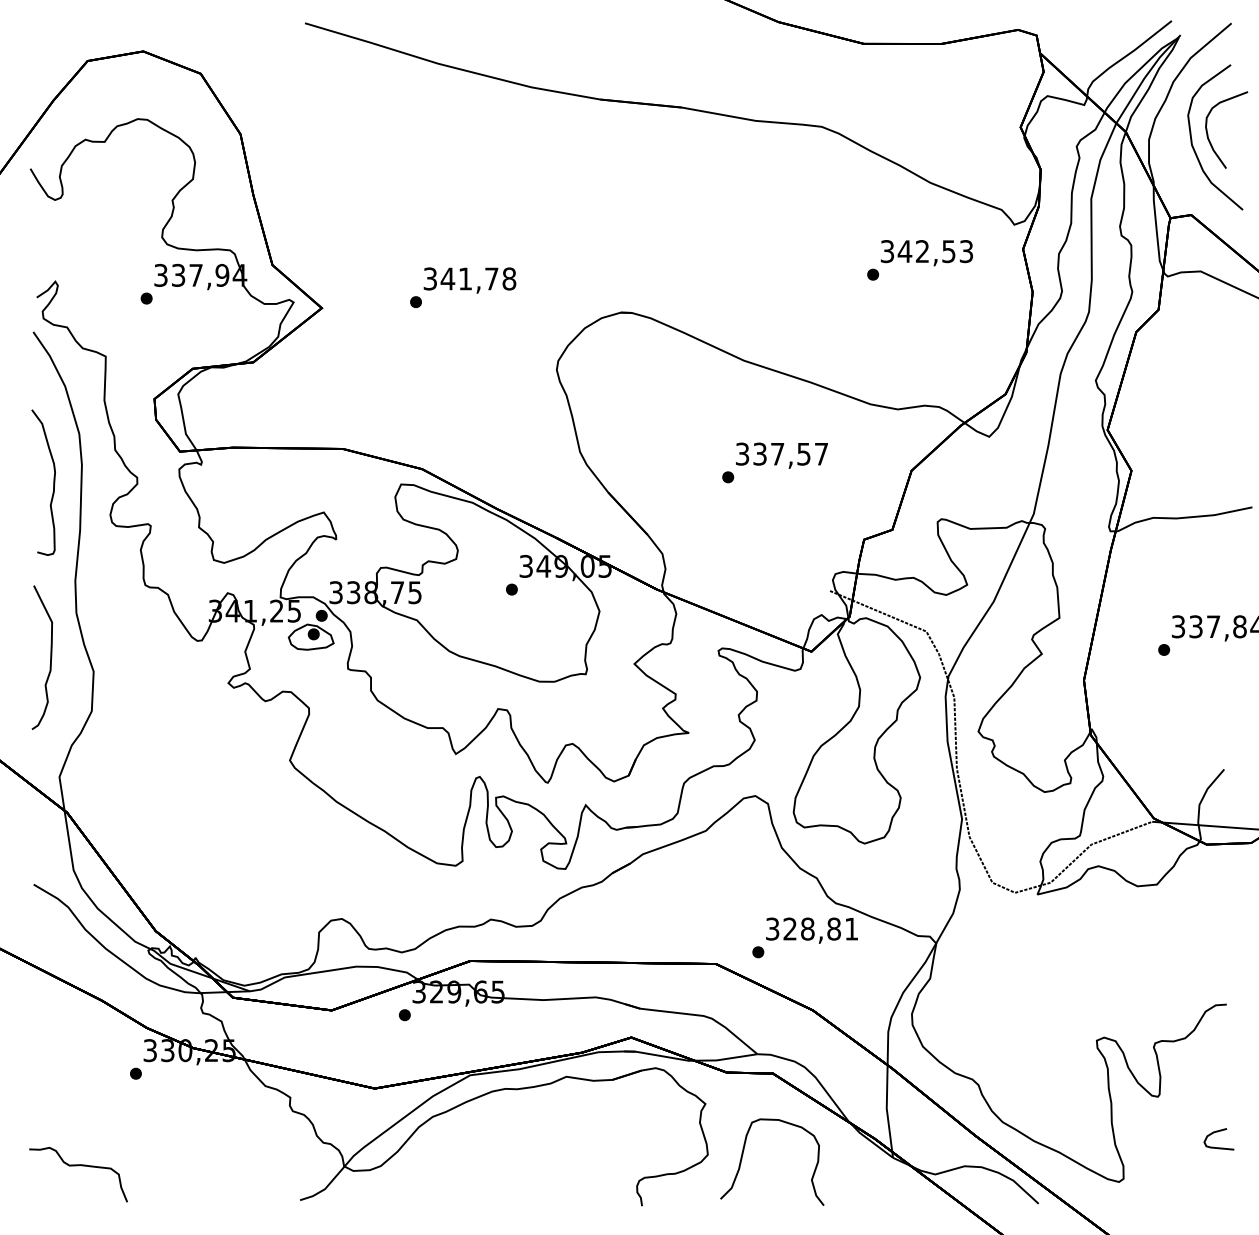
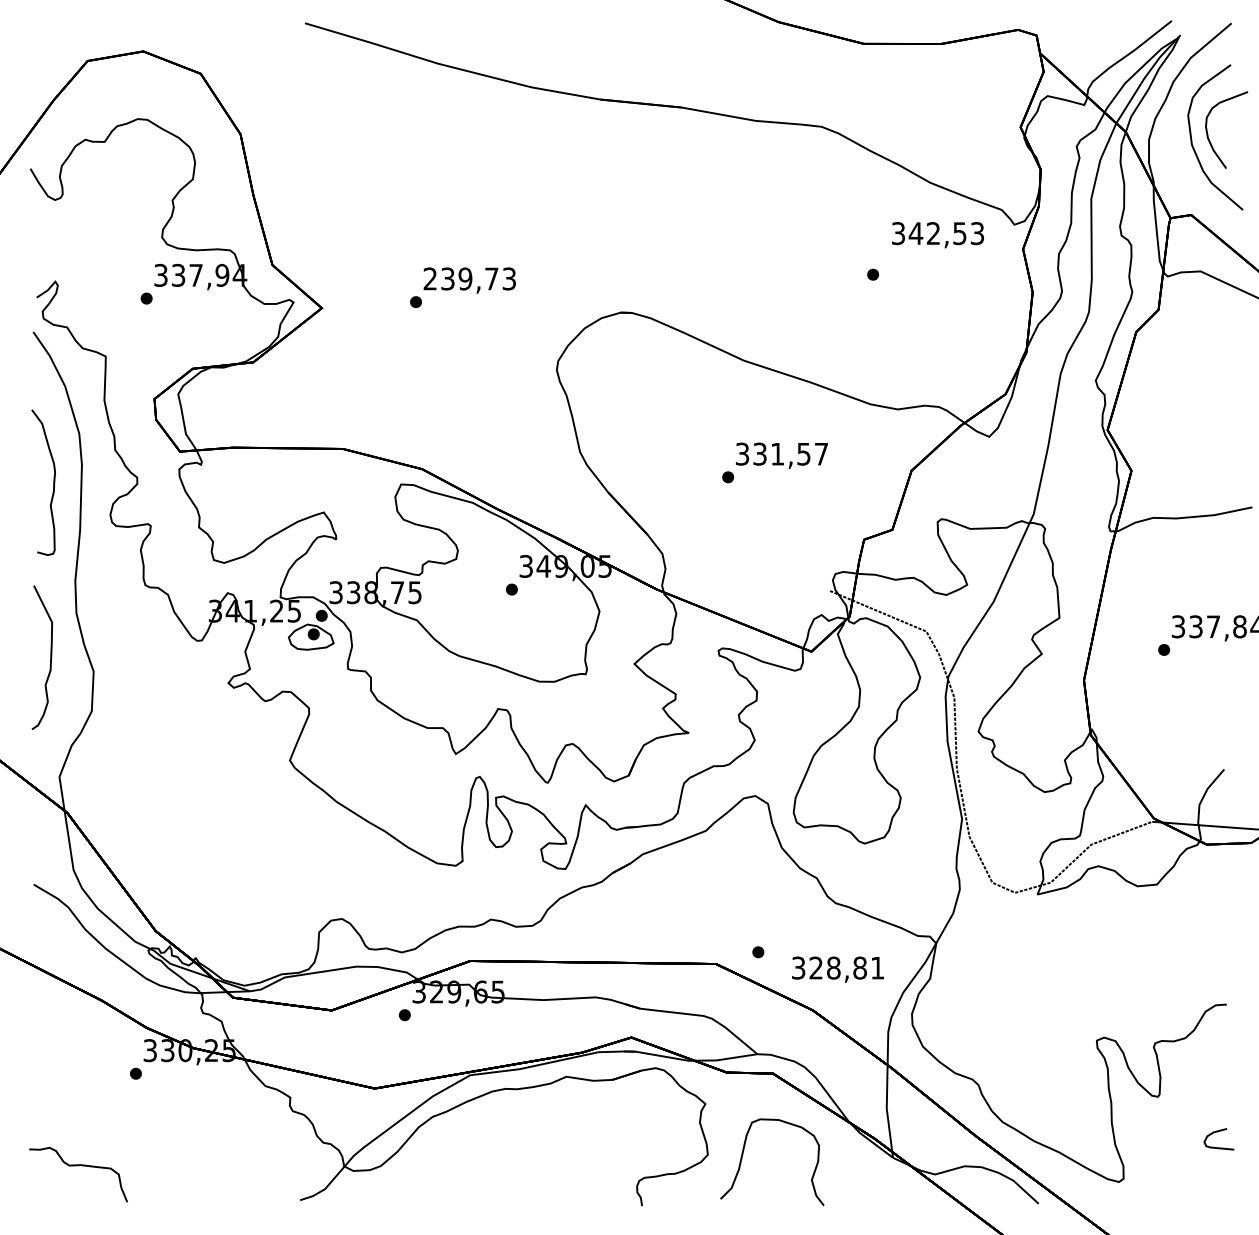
text position: (926, 253) -> (937, 235) (937, 235)
text: 341,78 -> 239,73 (469, 278)
text: 337,57 -> 331,57 (777, 454)
text position: (811, 930) -> (837, 969) (837, 969)
